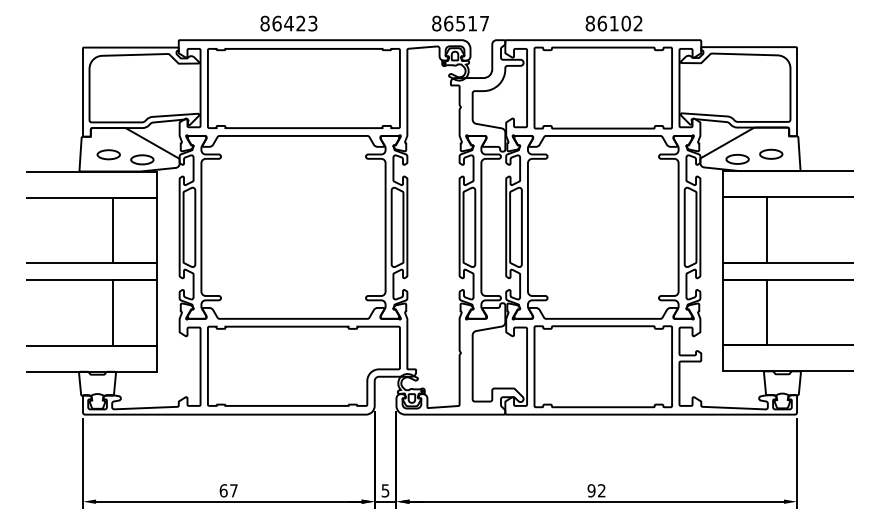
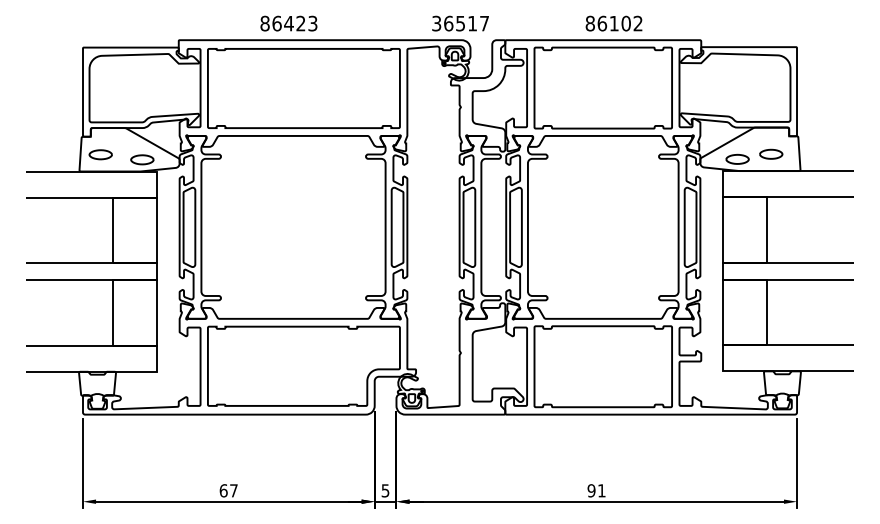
text: 86517 -> 36517 (436, 23)
part position: (108, 154) -> (100, 154) (100, 154)
text: 92 -> 91 (601, 490)
